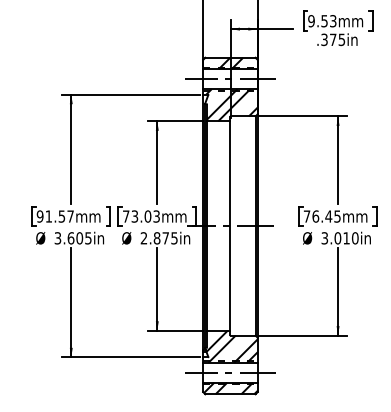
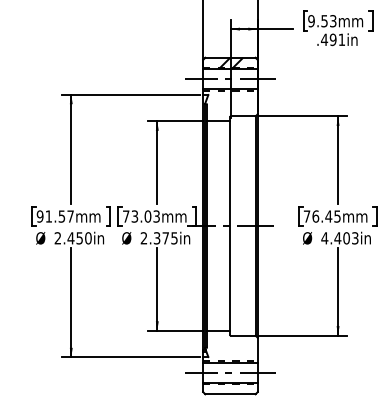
text: .375in -> .491in (332, 39)
hatch: present -> none (231, 105)
text: 3.605in -> 2.450in (72, 238)
text: 2.875in -> 2.375in (156, 238)
text: 3.010in -> 4.403in (339, 238)
hatch: present -> none (231, 346)
hatch: present -> none (230, 388)
